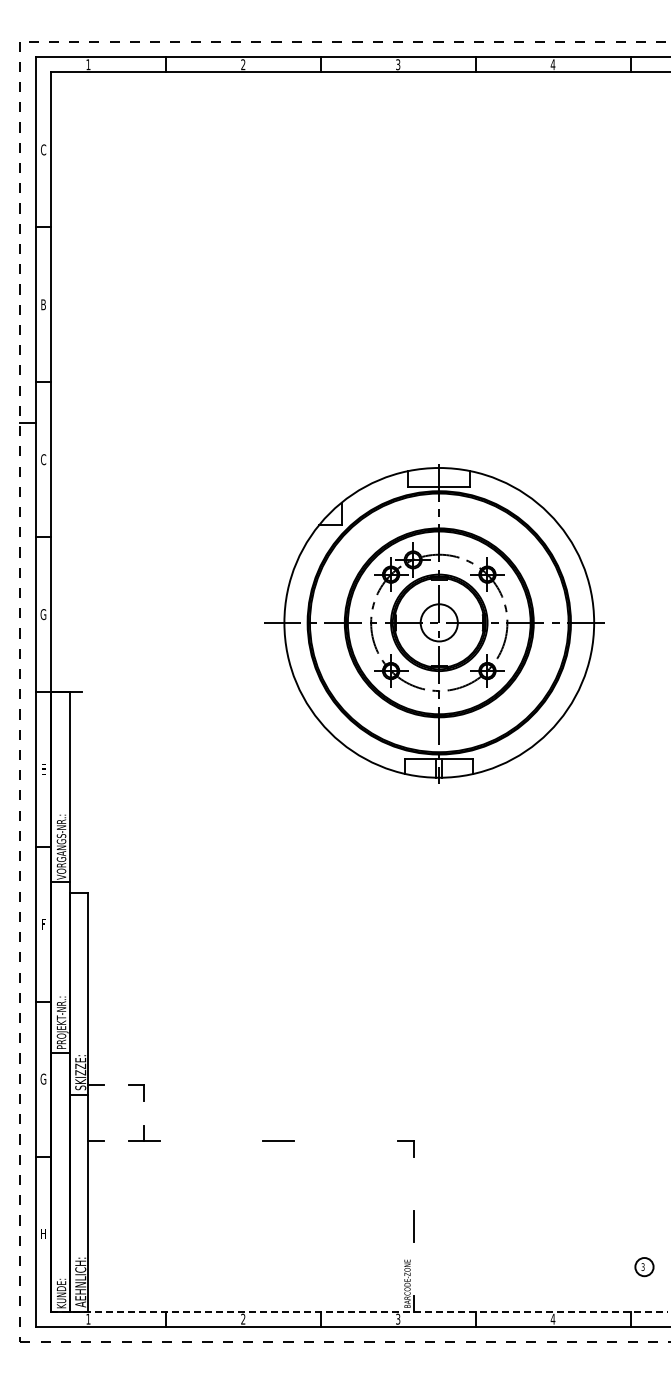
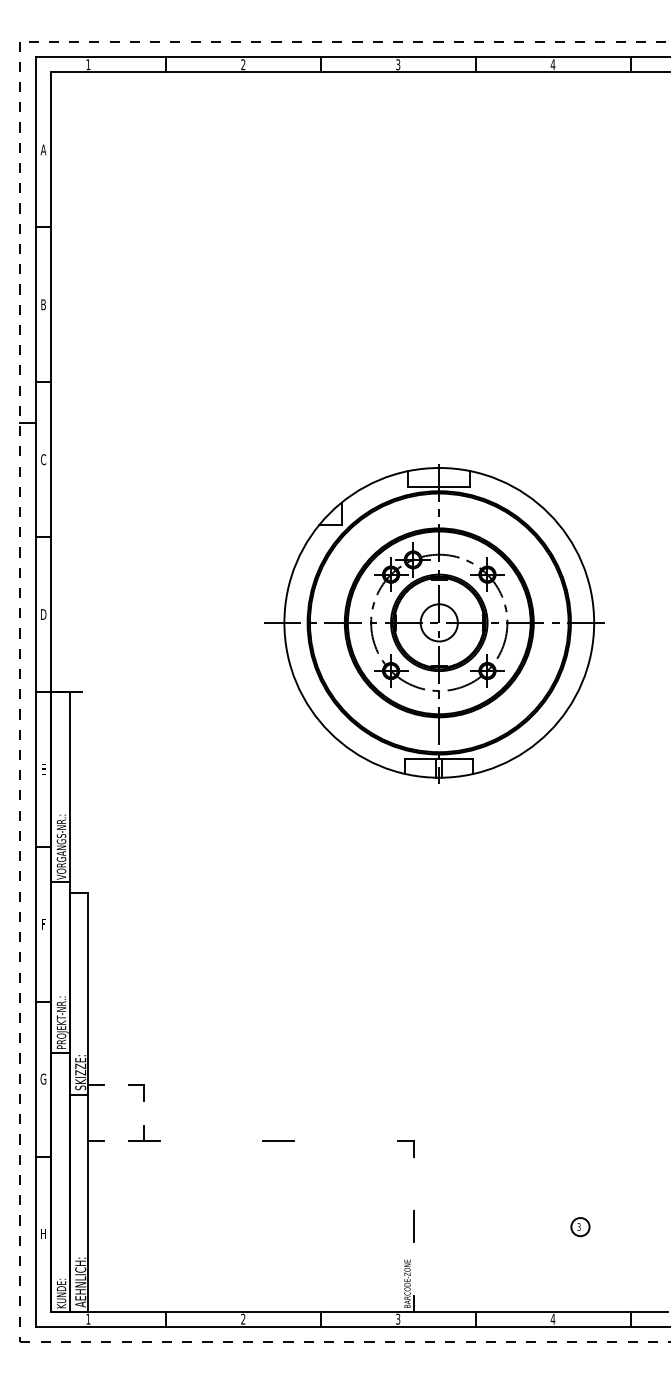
text: C -> A (43, 149)
text: G -> D (43, 614)
part position: (644, 1267) -> (580, 1227) (580, 1227)
line: dashed -> solid (360, 1311)
